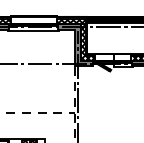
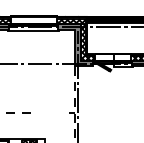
line: present -> none (46, 112)
